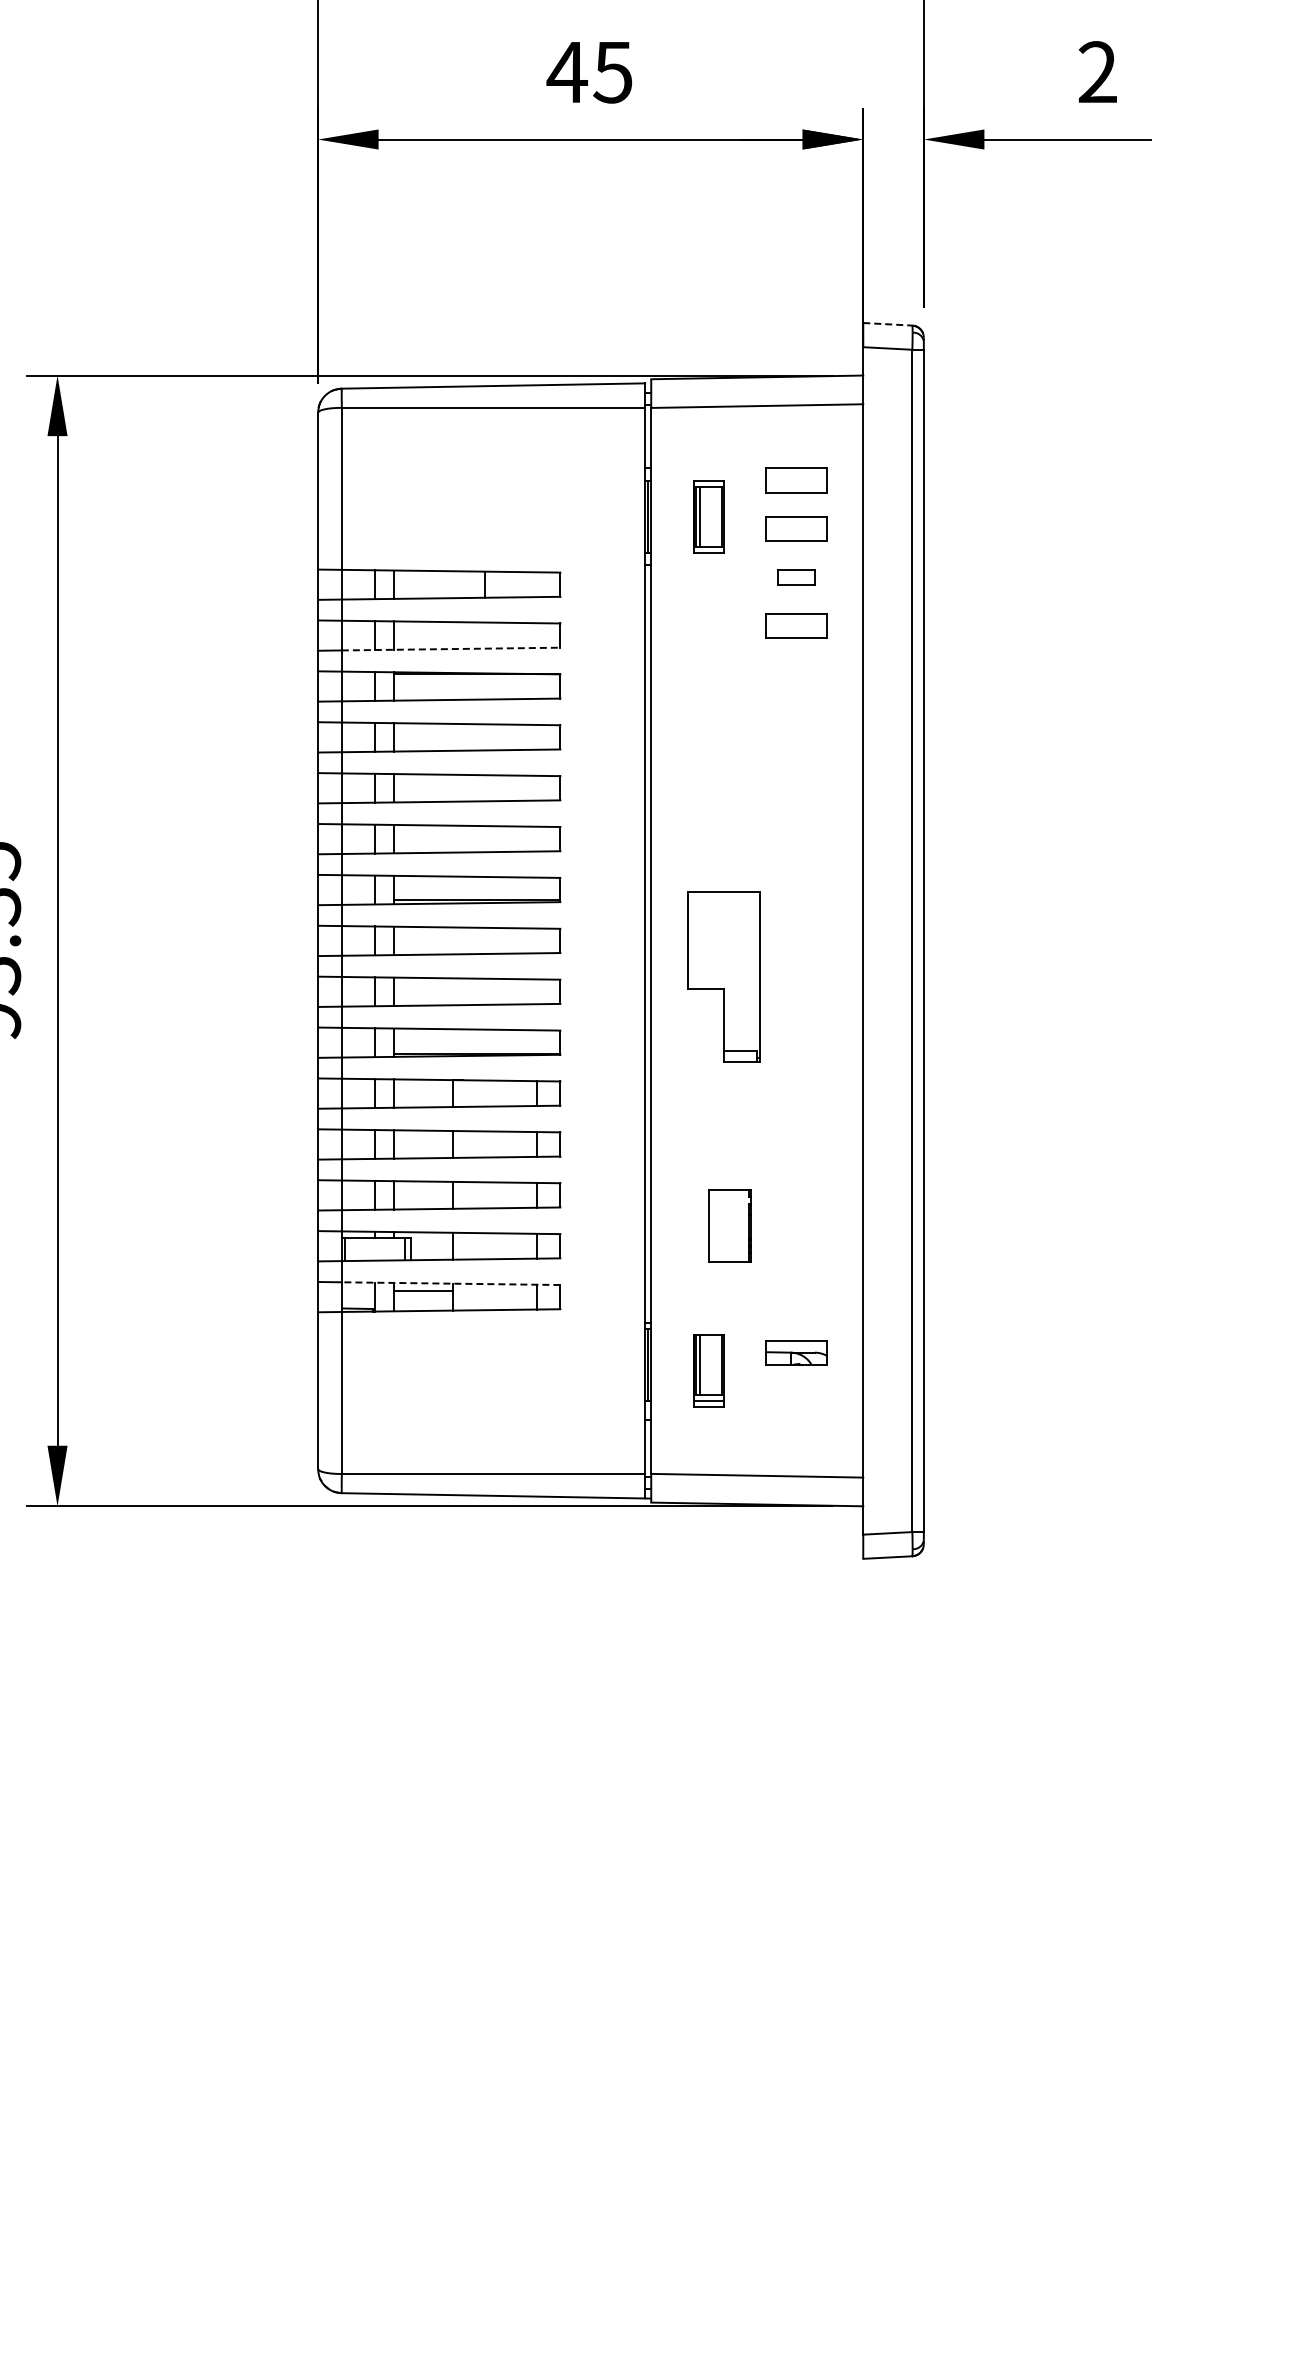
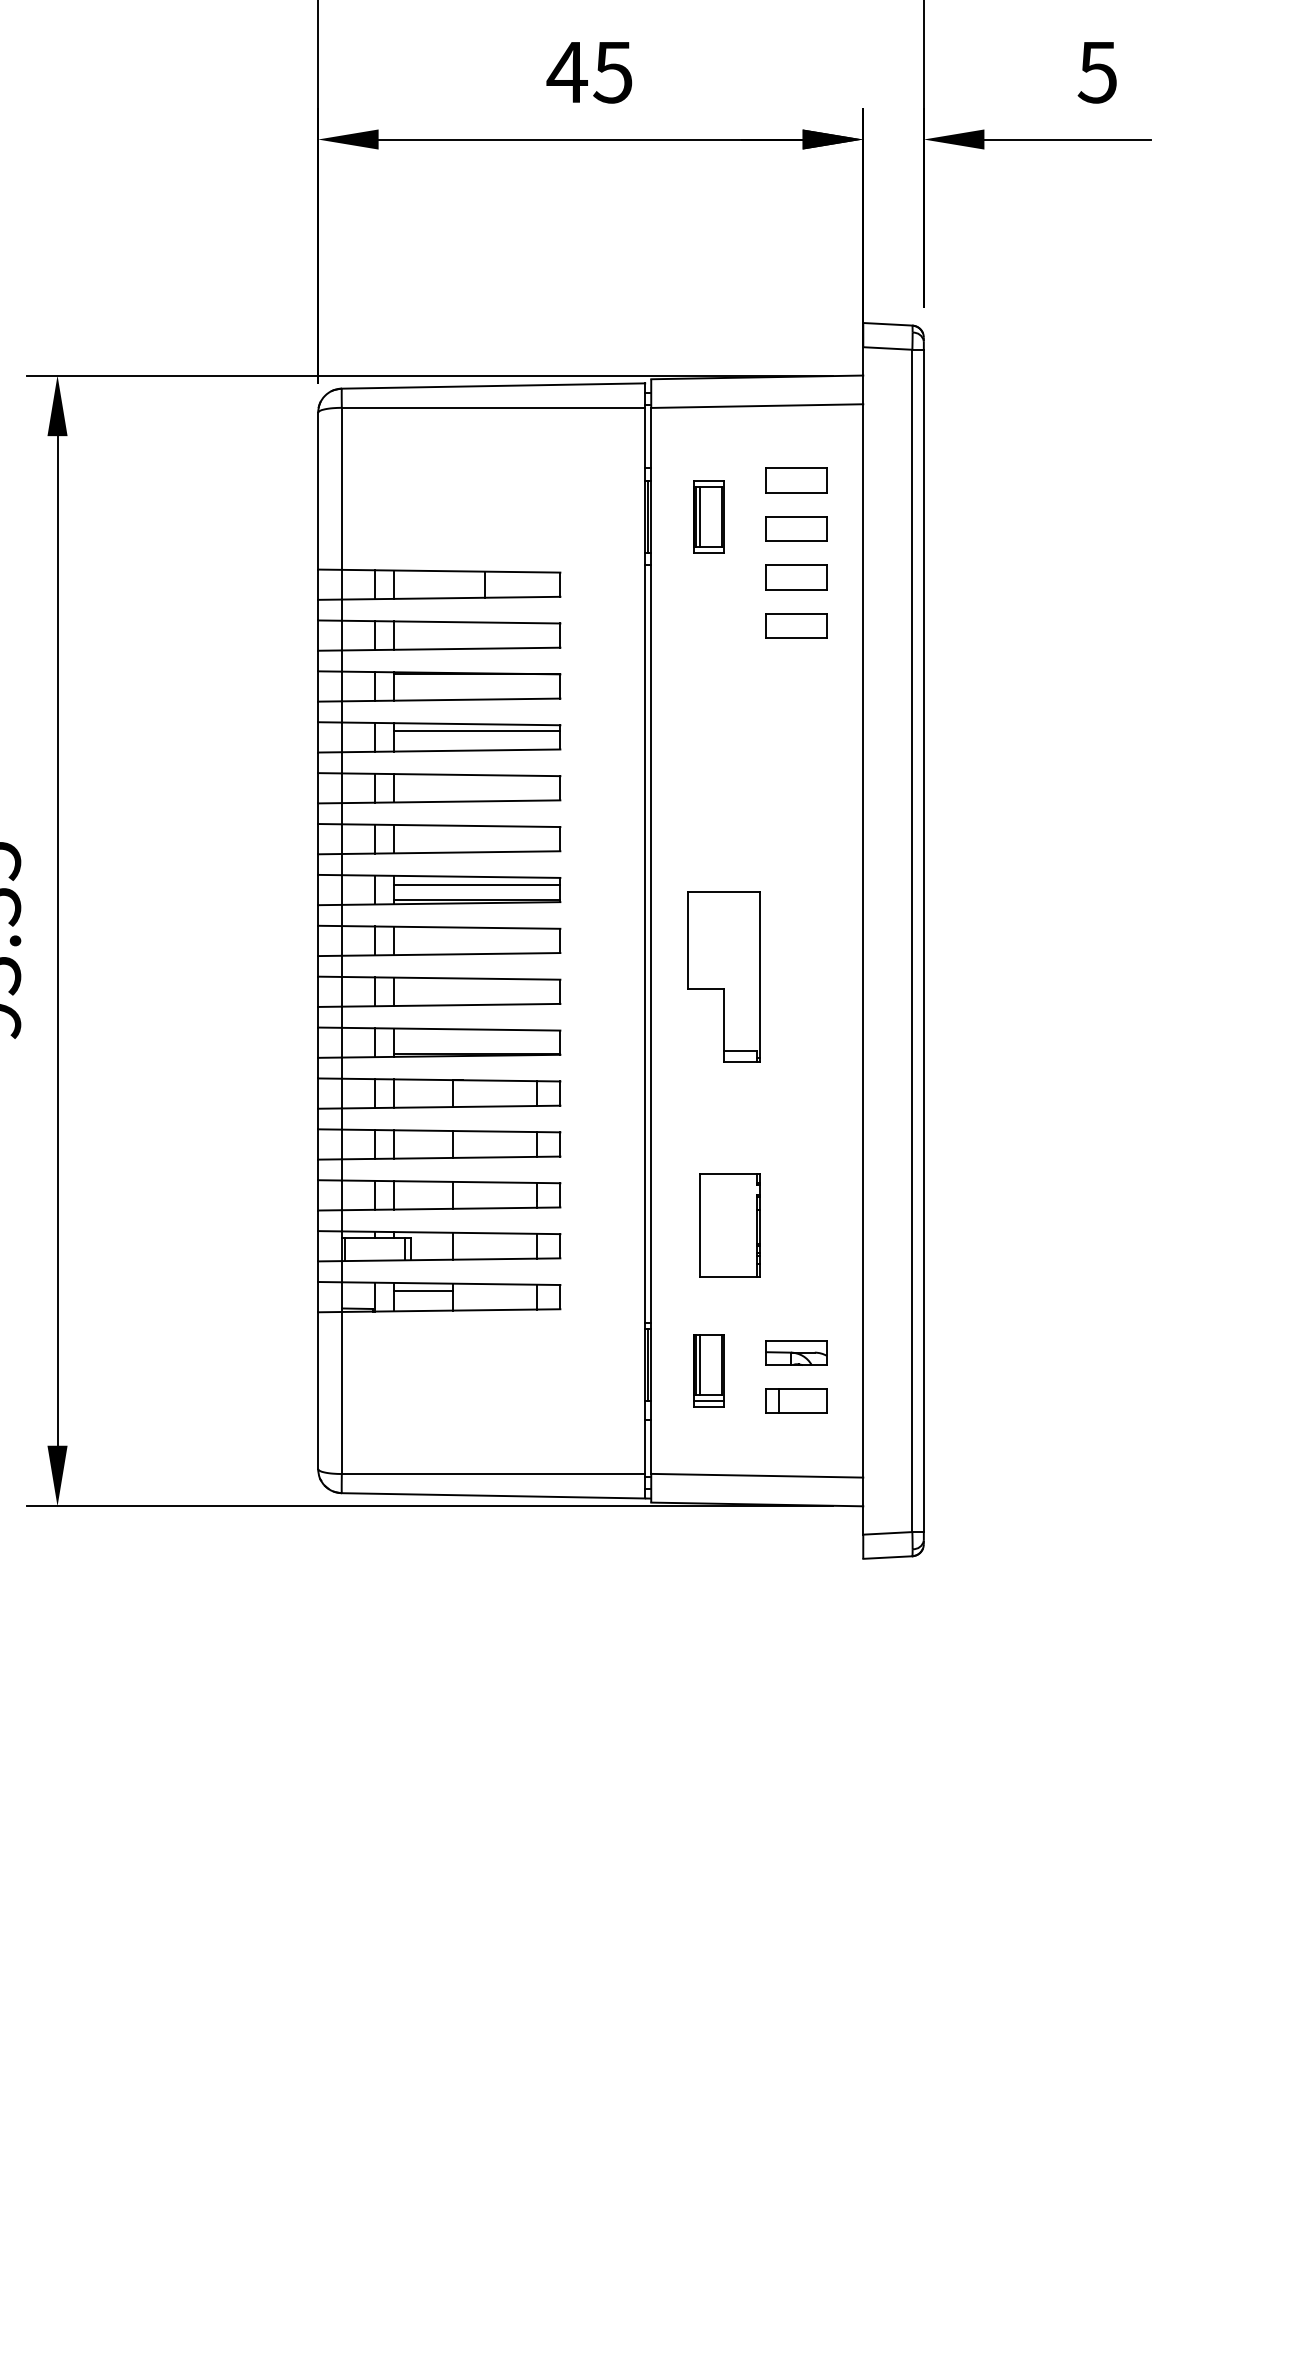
text: 2 -> 5 (1096, 72)
line: dashed -> solid (887, 324)
part size: 39x17 px -> 63x27 px (796, 577)
line: dashed -> solid (451, 649)
line: none -> present (477, 730)
line: none -> present (477, 884)
part size: 44x74 px -> 62x105 px (729, 1225)
line: dashed -> solid (450, 1283)
part: none -> present (796, 1400)
